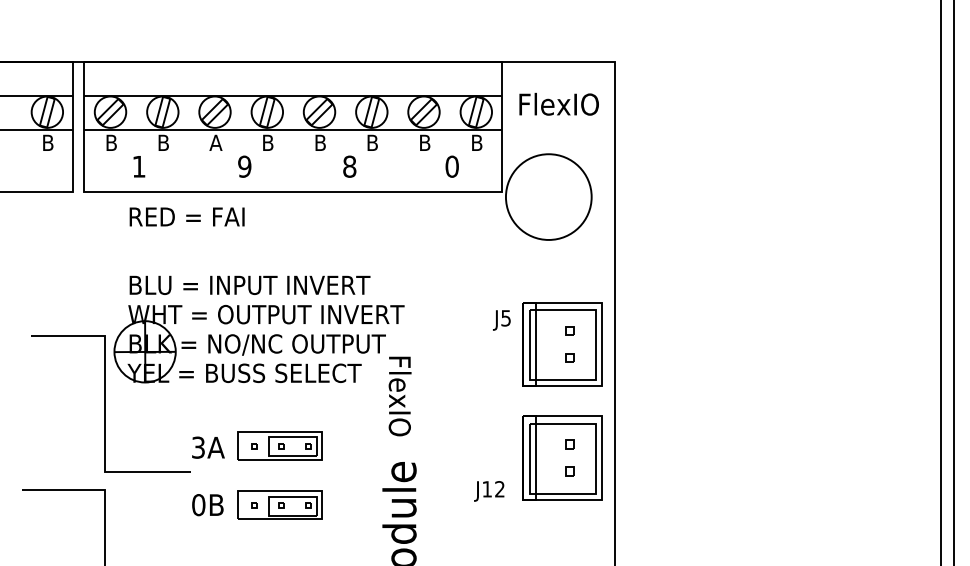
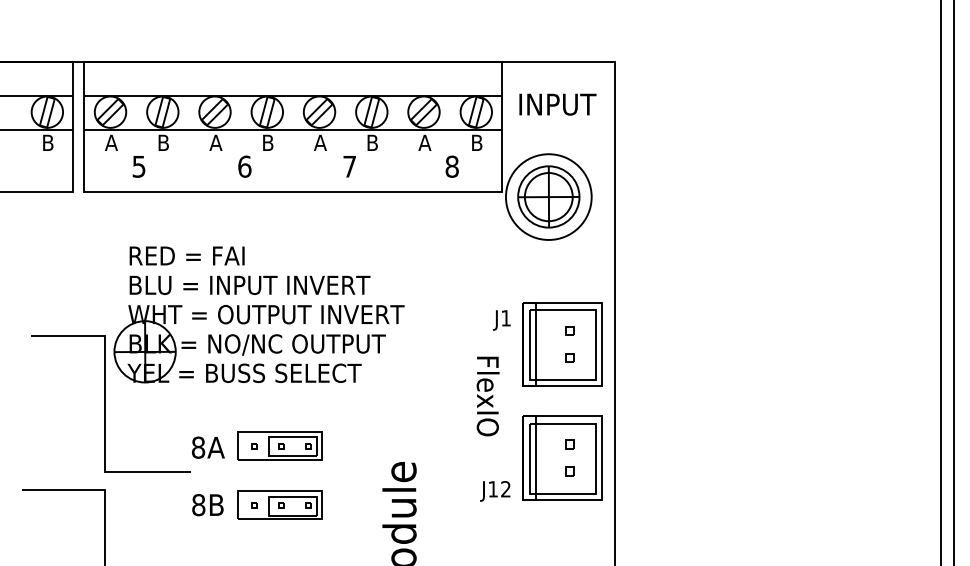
text: FlexIO -> INPUT (560, 103)
text: B -> A (111, 142)
text: B -> A (320, 142)
text: B -> A (424, 142)
text: 1 -> 5 (138, 166)
text: 9 -> 6 (244, 166)
text: 8 -> 7 (349, 166)
text: 0 -> 8 (451, 166)
part: none -> present (548, 196)
text position: (186, 216) -> (186, 255) (186, 255)
text: J5 -> J1 (505, 318)
text position: (399, 396) -> (487, 396) (487, 396)
text: 3A -> 8A (198, 447)
text position: (489, 491) -> (495, 491) (495, 491)
text: 0B -> 8B (198, 504)
